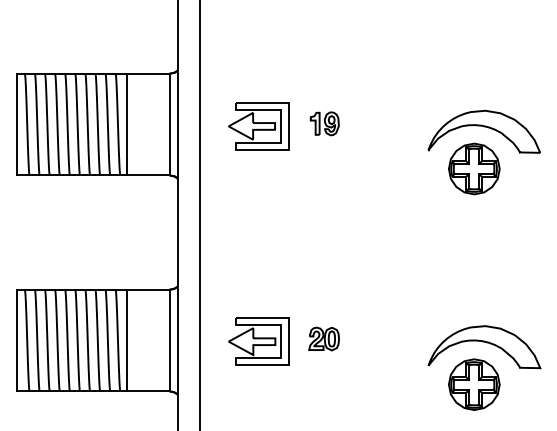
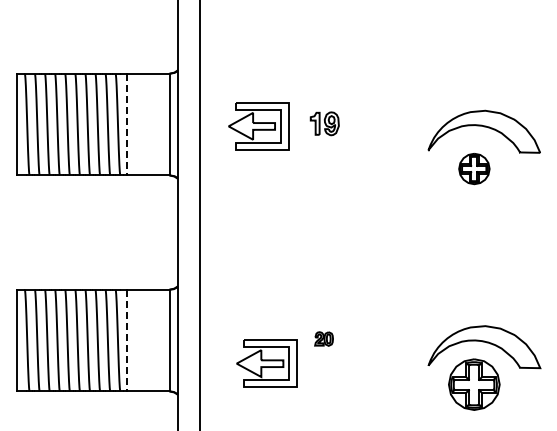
line: solid -> dashed (127, 124)
part size: 53x54 px -> 33x33 px (474, 169)
part size: 32x26 px -> 20x16 px (323, 338)
line: solid -> dashed (127, 340)
part position: (258, 341) -> (266, 363) (266, 363)
